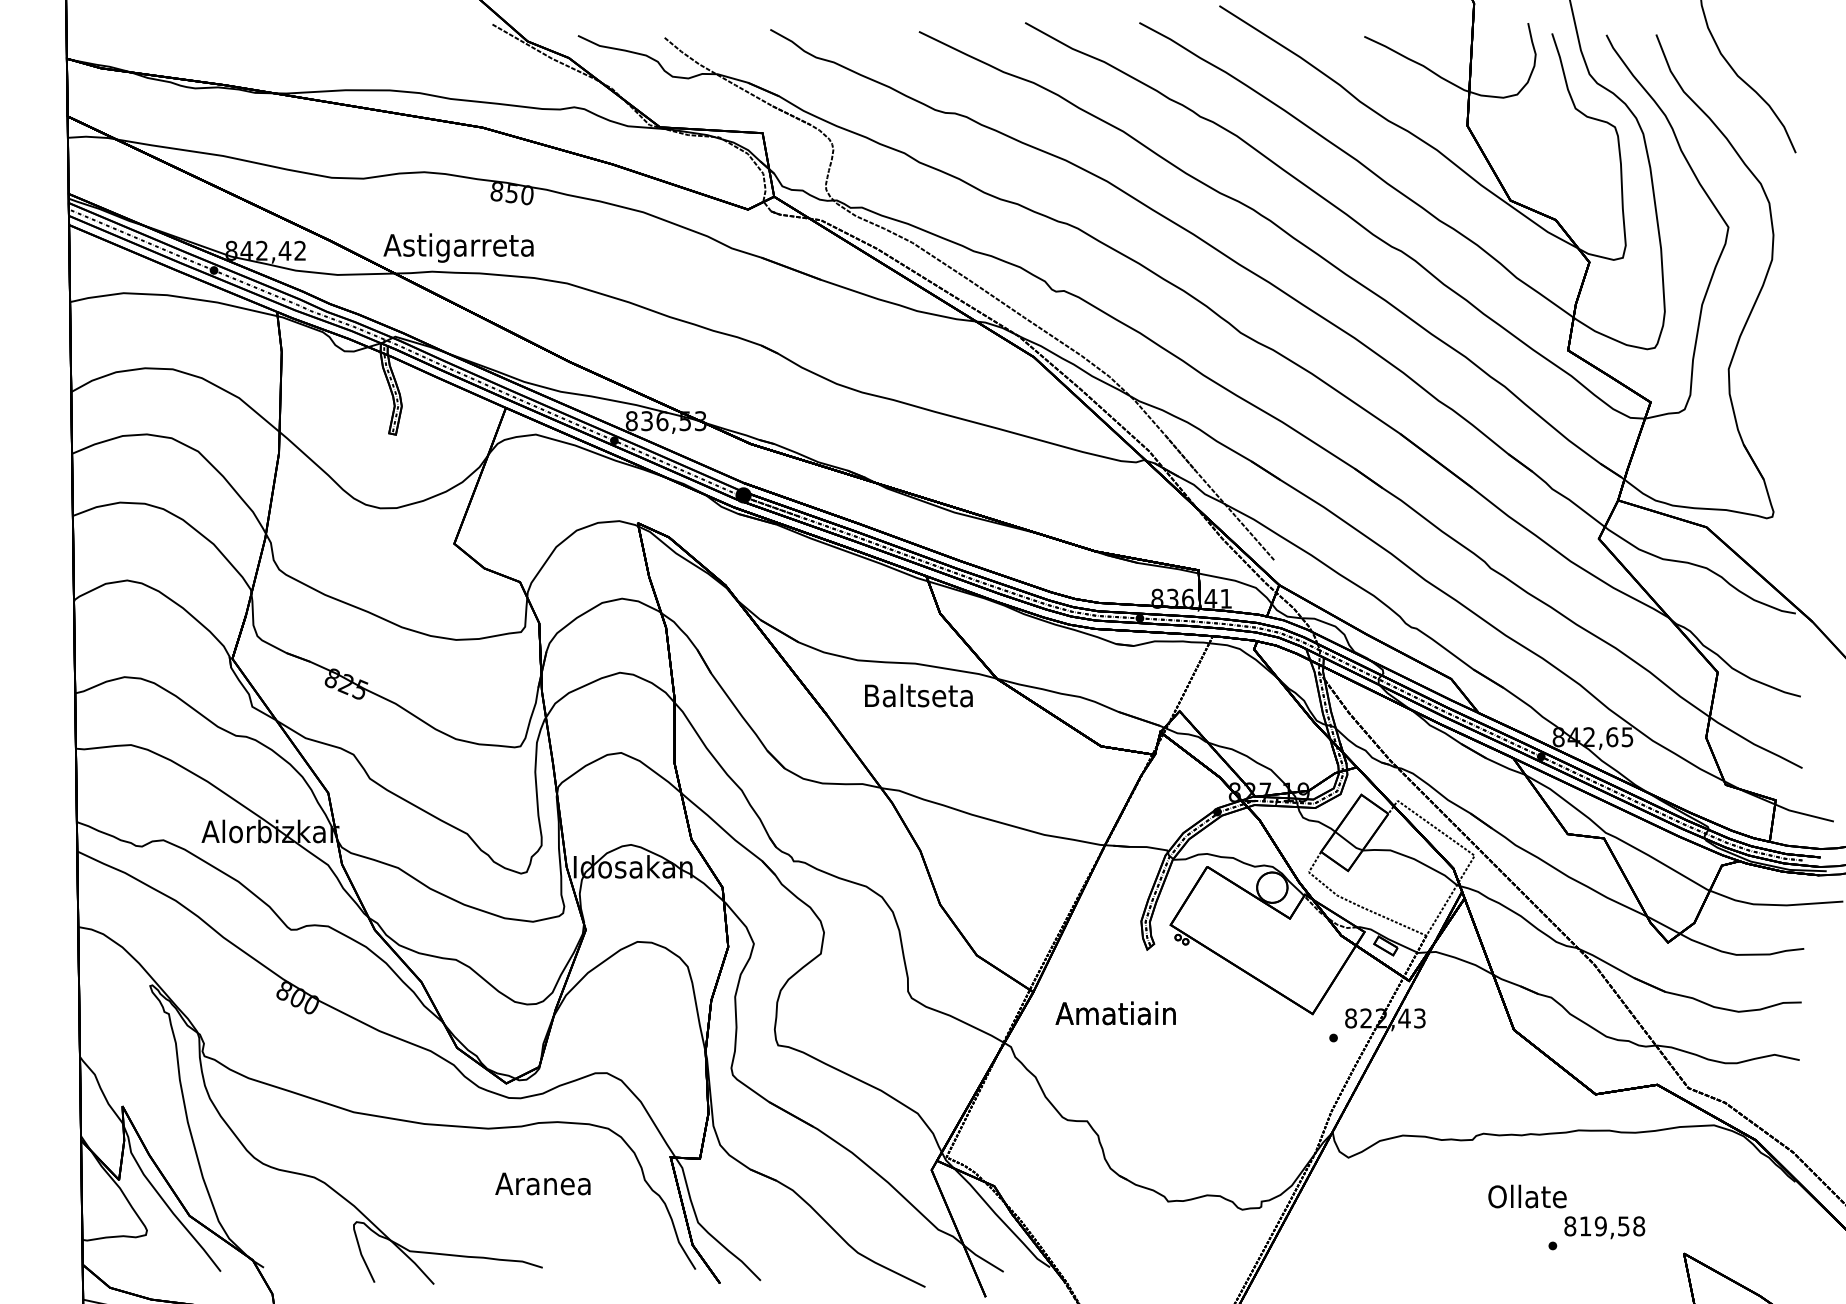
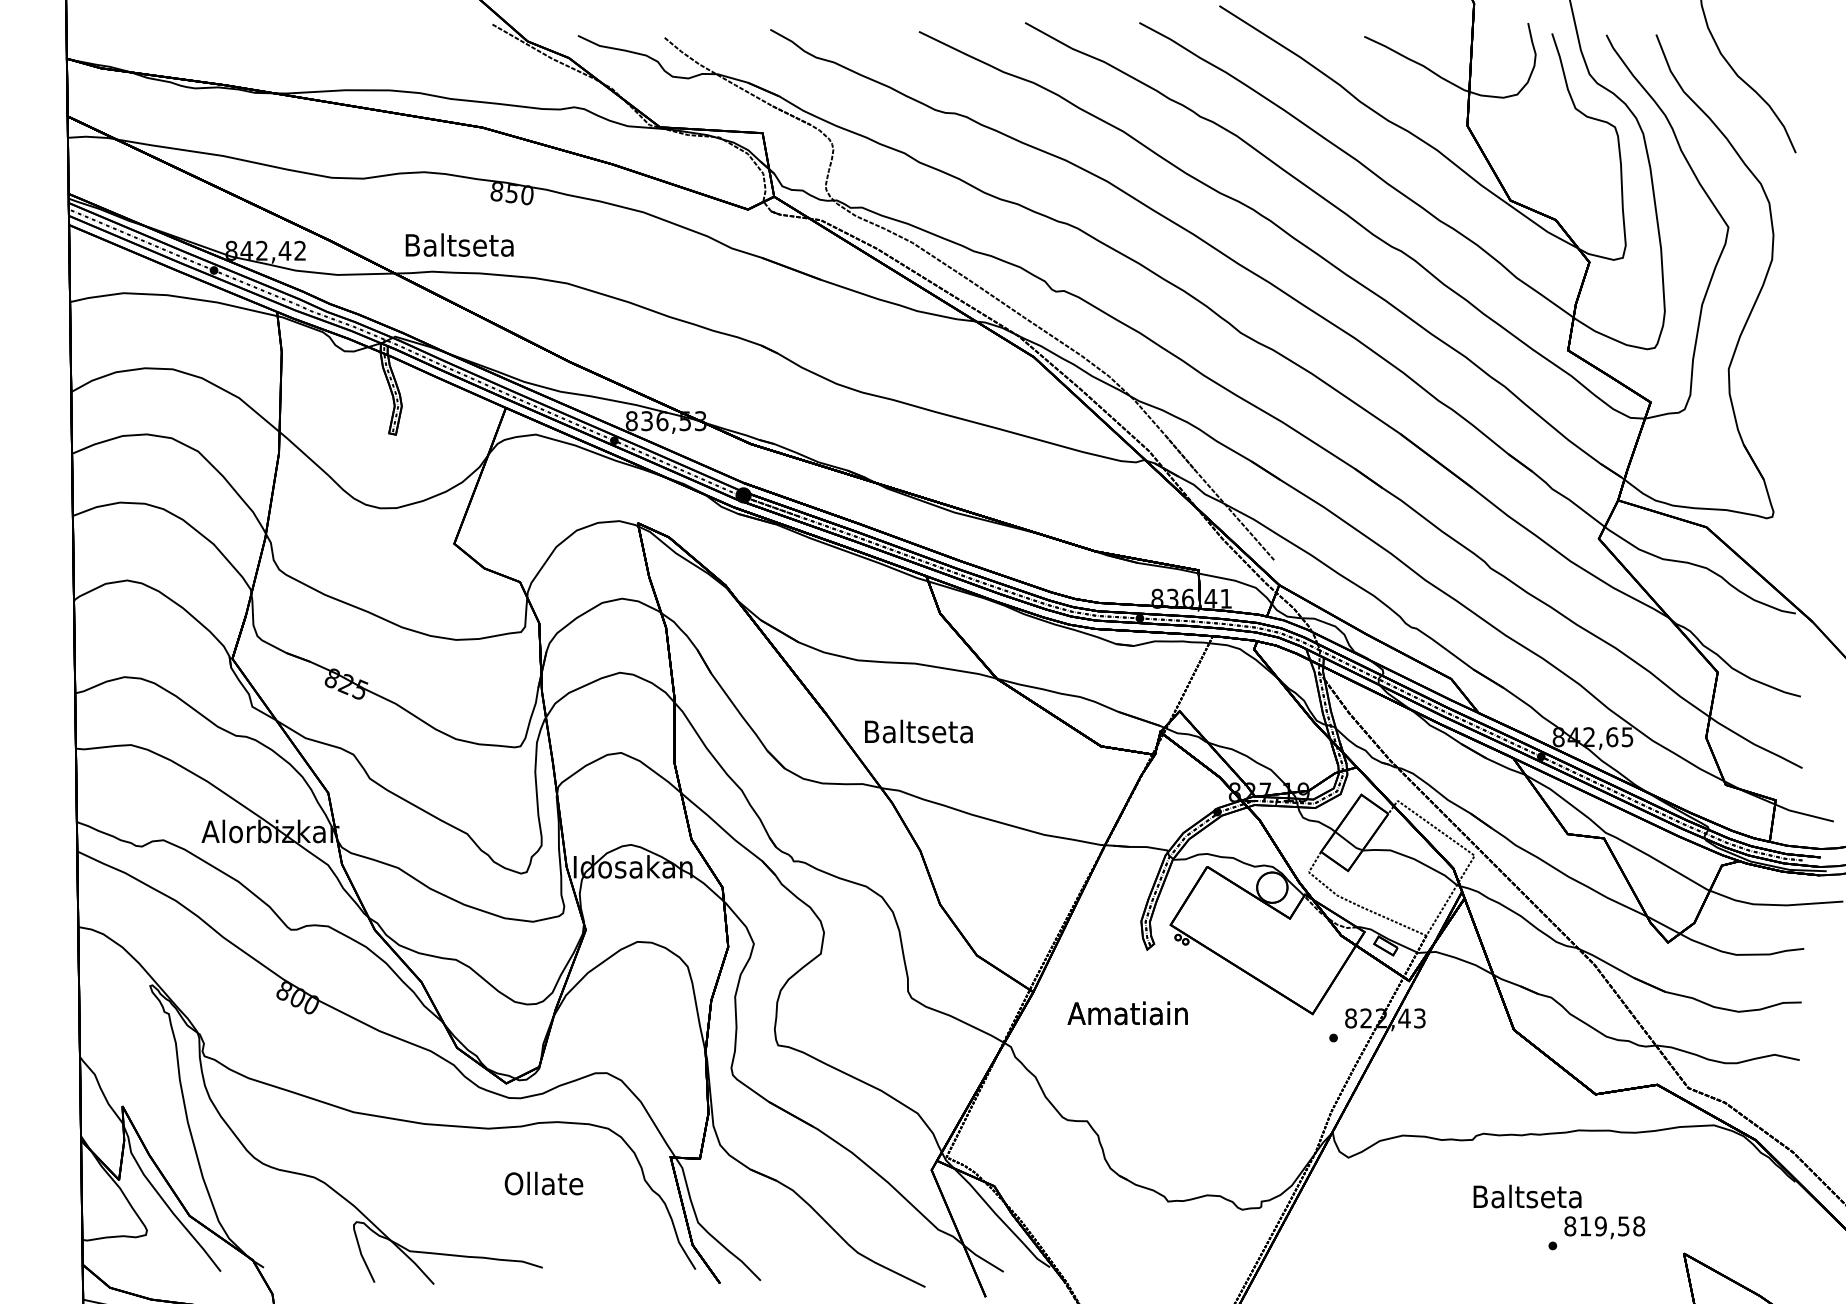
text: Astigarreta -> Baltseta (458, 247)
text position: (918, 695) -> (918, 731) (918, 731)
text position: (1115, 1013) -> (1127, 1013) (1127, 1013)
text: Aranea -> Ollate (542, 1183)
text: Ollate -> Baltseta (1527, 1196)
